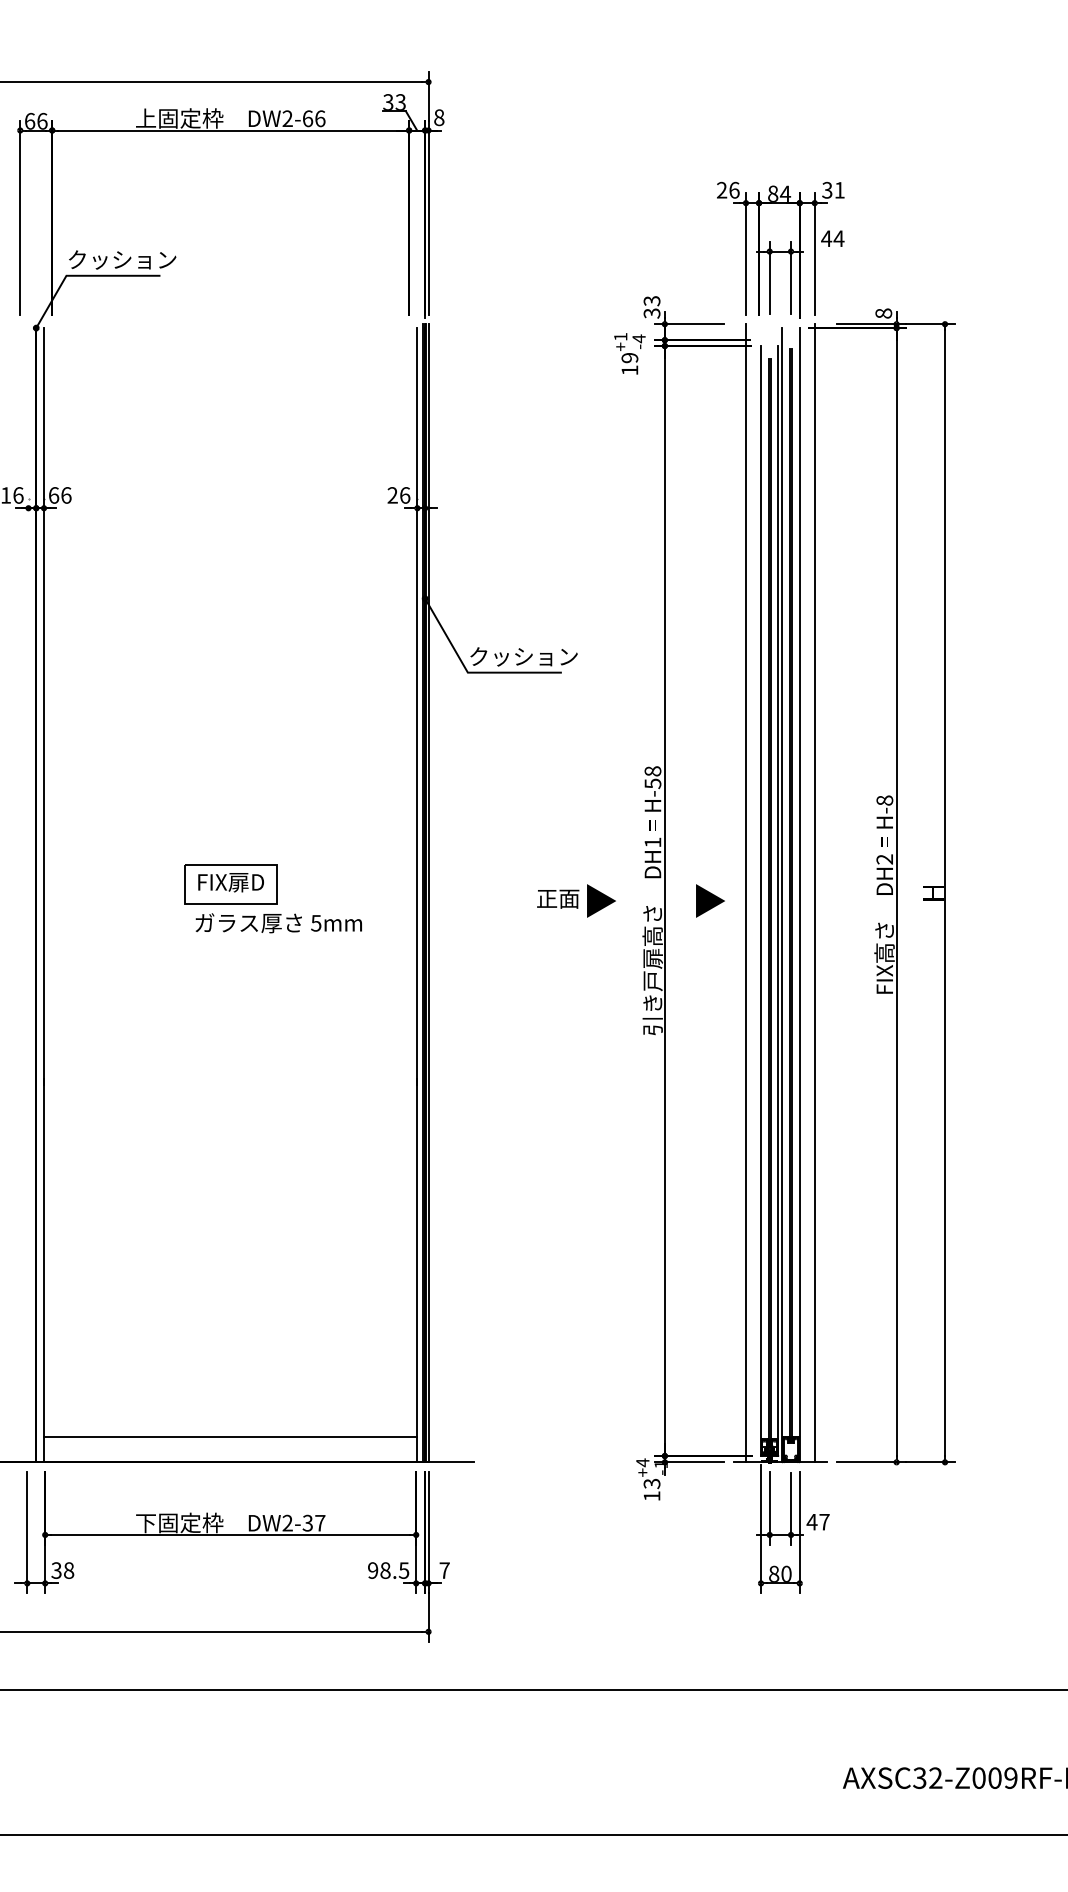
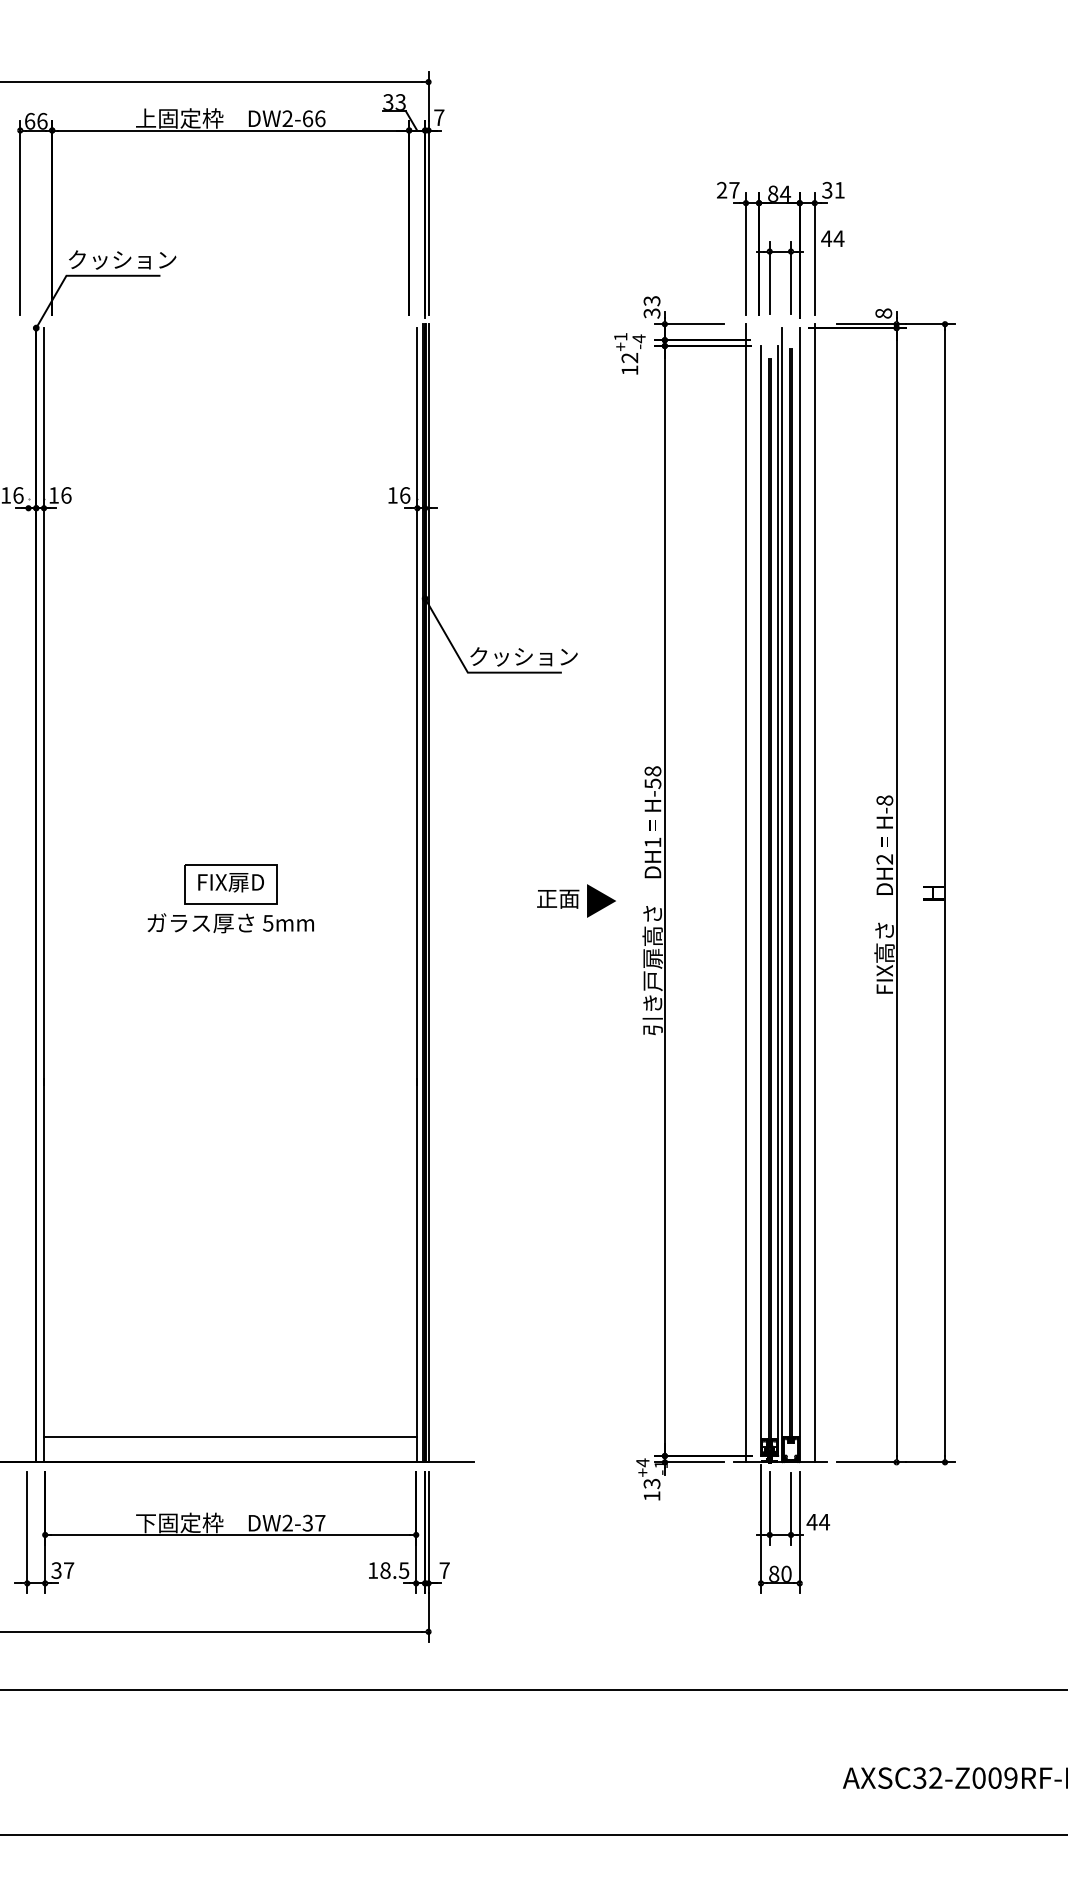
text: 8 -> 7 (439, 117)
text: 26 -> 27 (734, 189)
text: 19 -> 12 (630, 358)
text: 66 -> 16 (54, 495)
text: 26 -> 16 (392, 495)
part: present -> none (710, 900)
text position: (278, 923) -> (230, 923) (230, 923)
text: 47 -> 44 (824, 1522)
text: 38 -> 37 (69, 1570)
text: 98.5 -> 18.5 (373, 1570)
